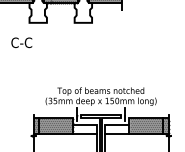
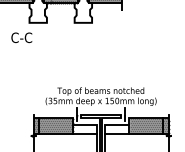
text position: (21, 42) -> (21, 37) (21, 37)
